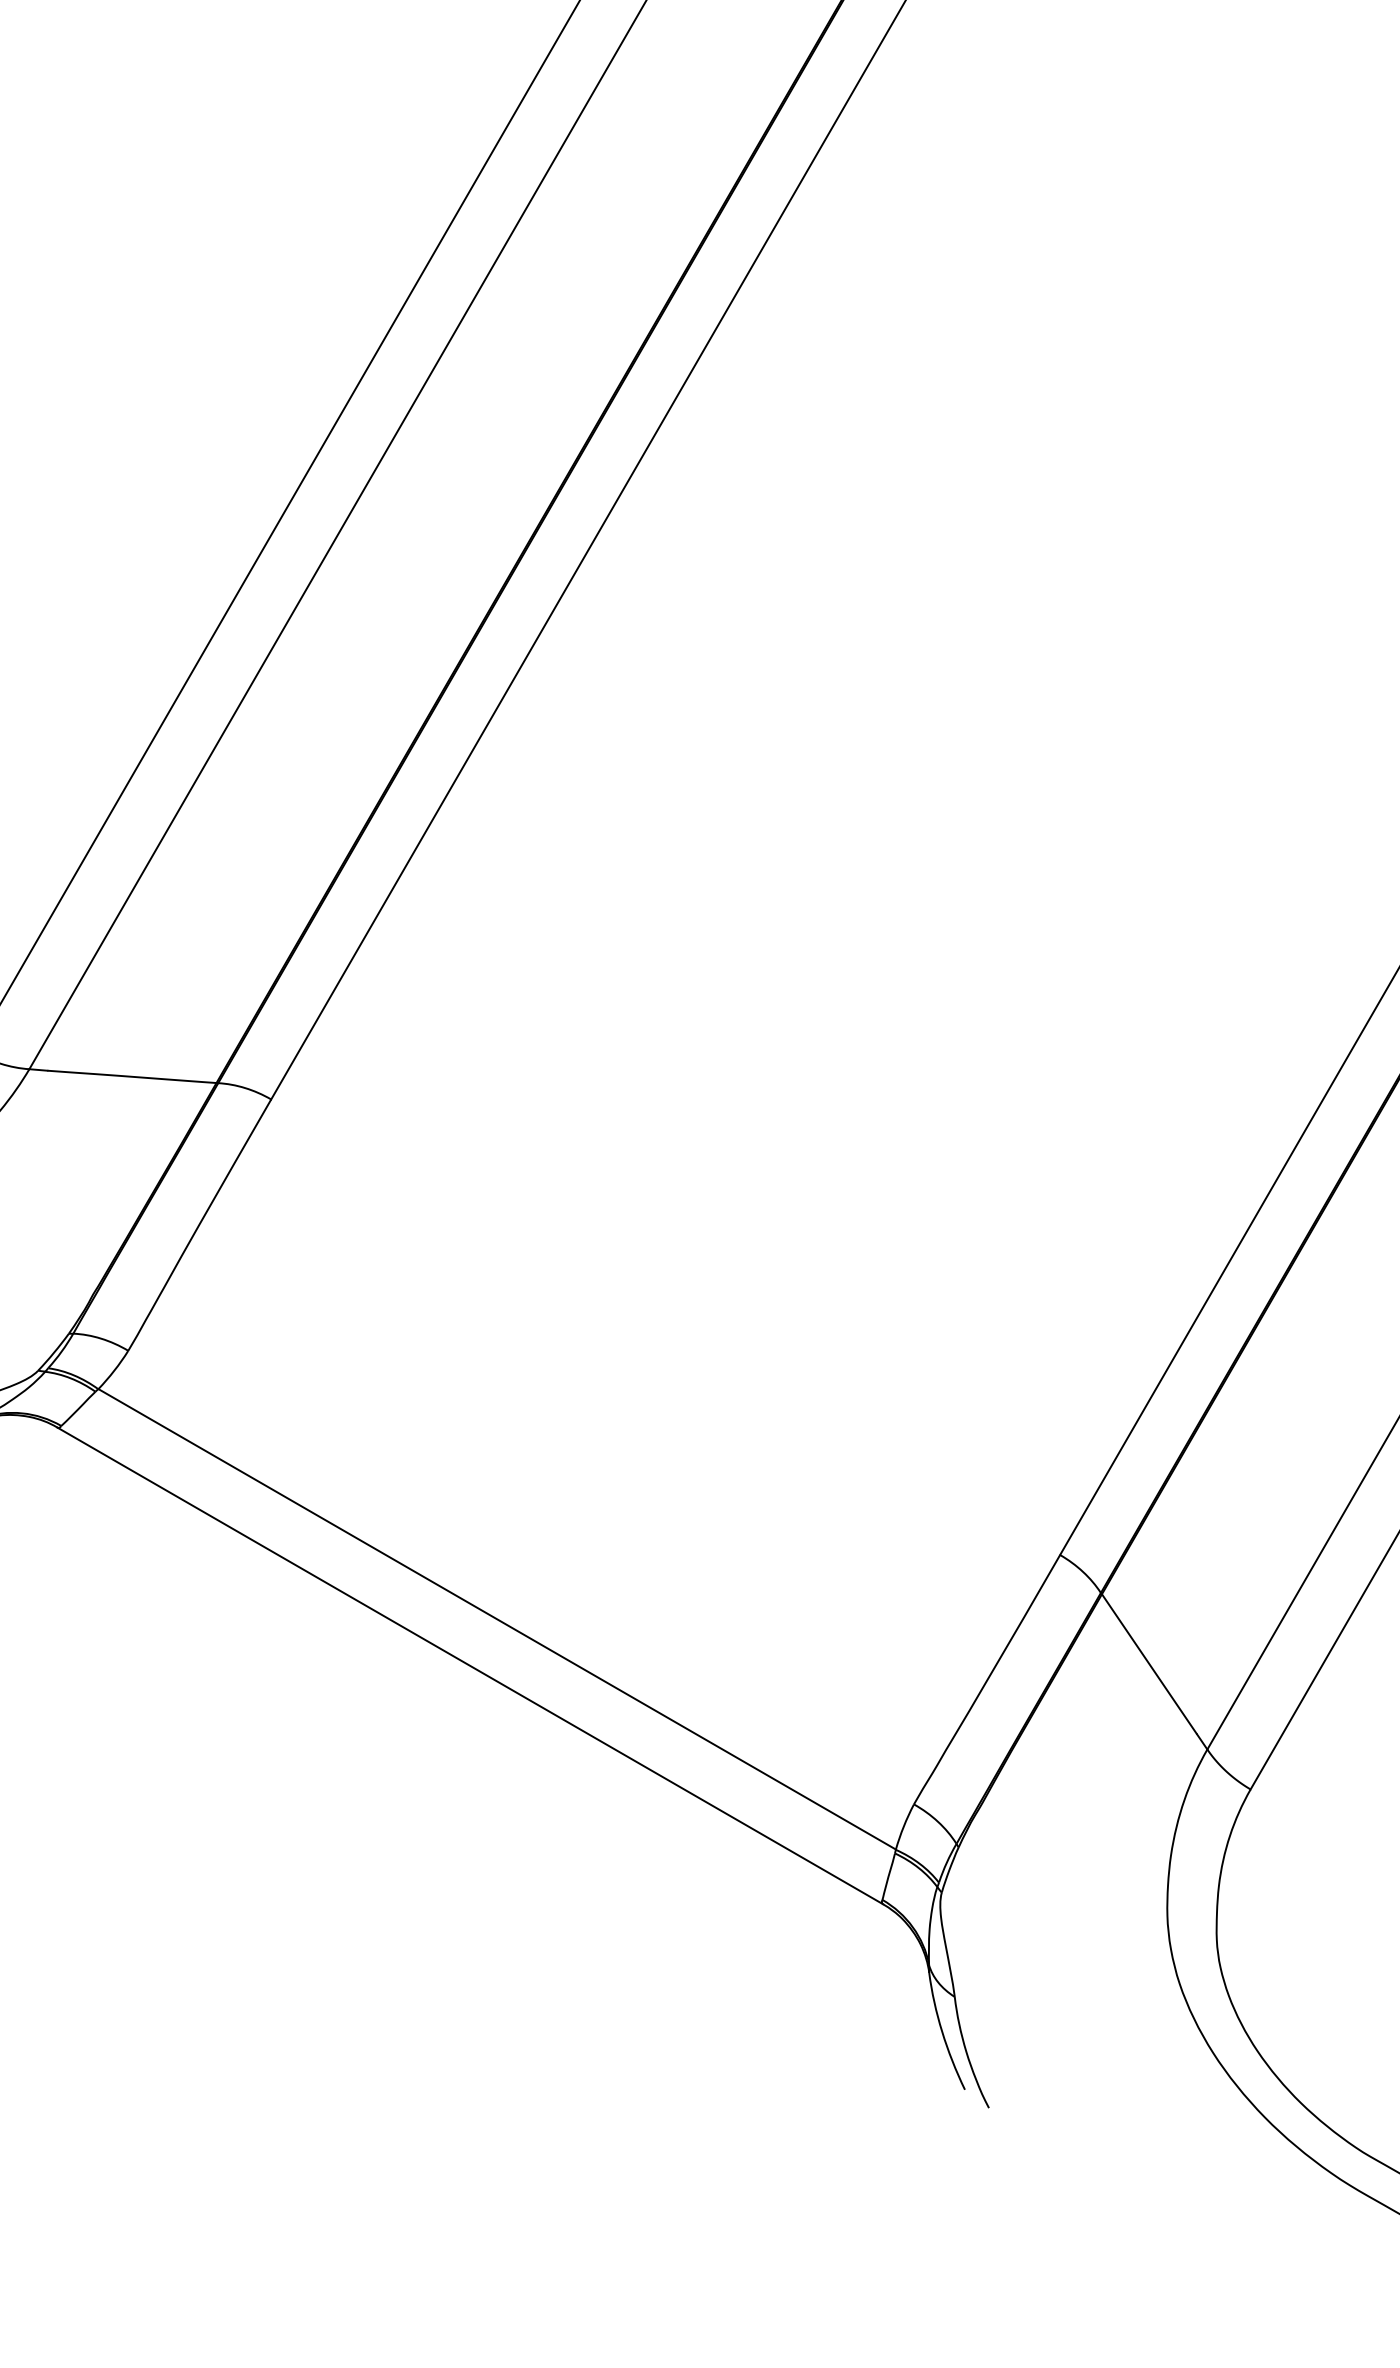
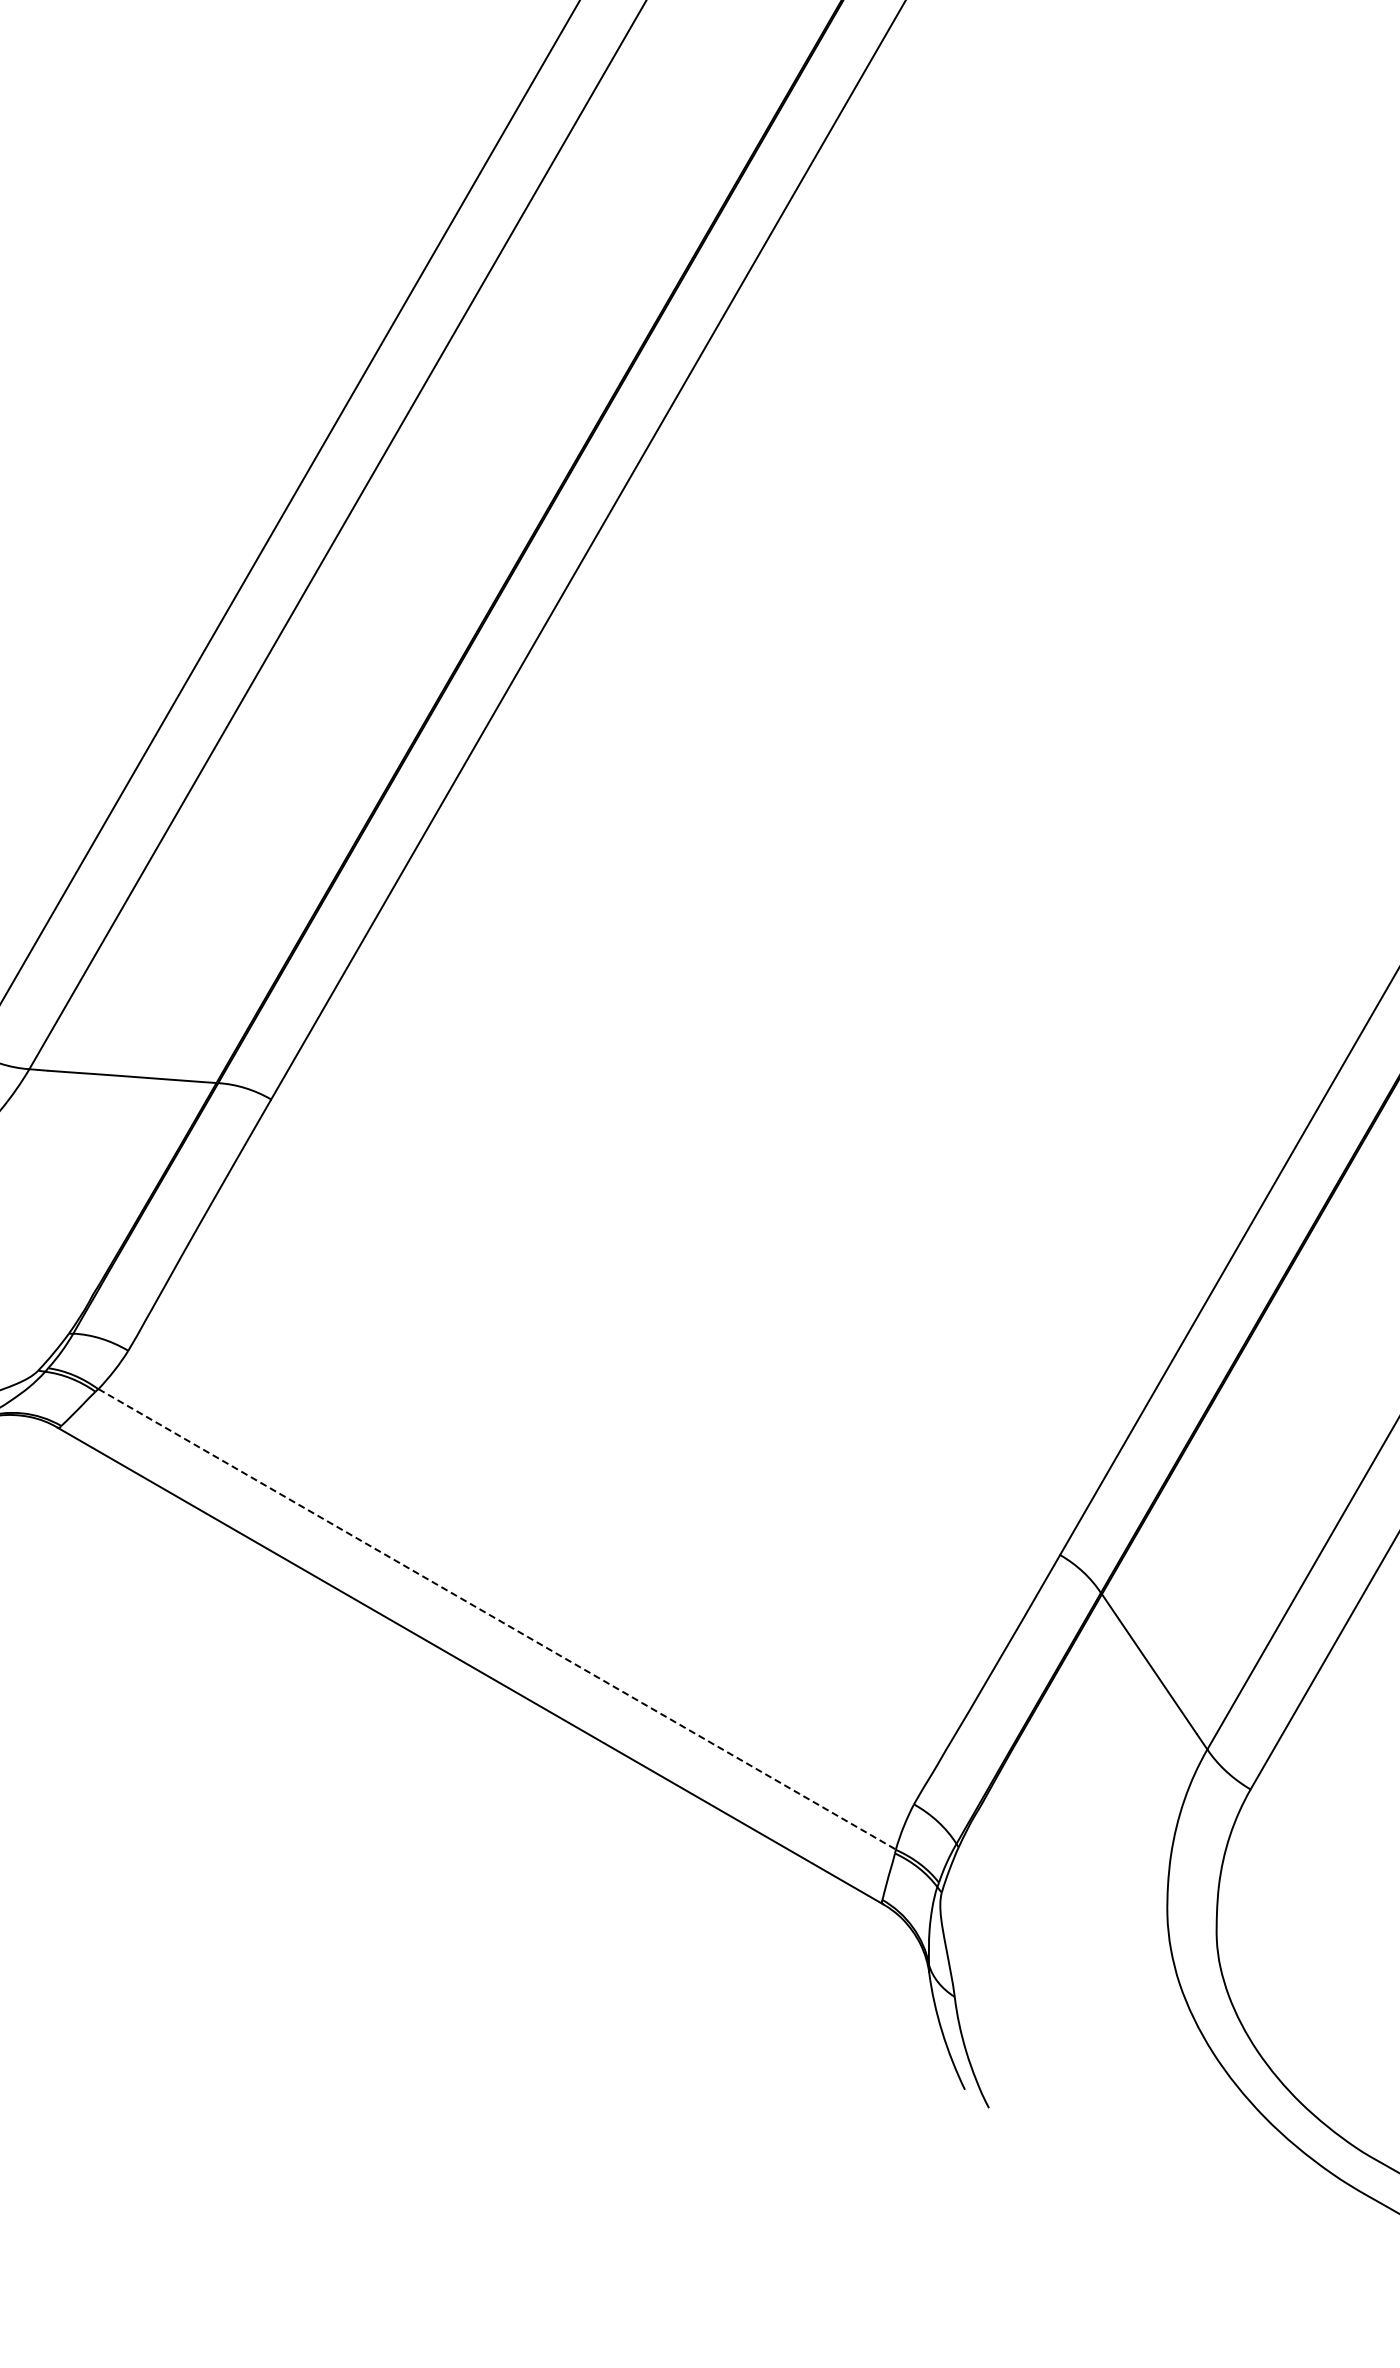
line: solid -> dashed (497, 1619)
